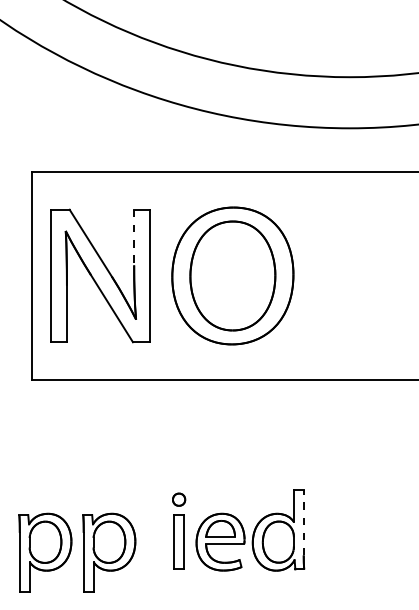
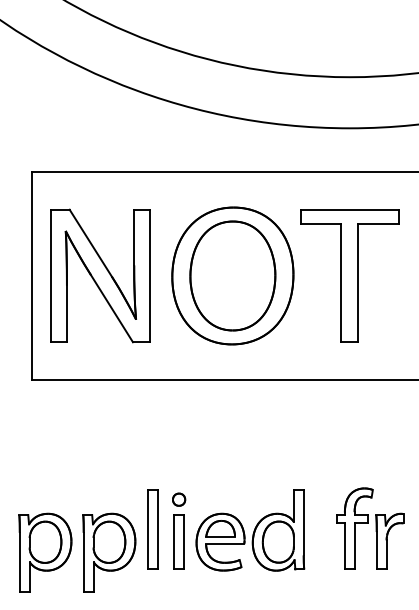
line: dashed -> solid (134, 237)
part: none -> present (349, 275)
line: dashed -> solid (303, 522)
part: none -> present (370, 528)
part: none -> present (152, 529)
